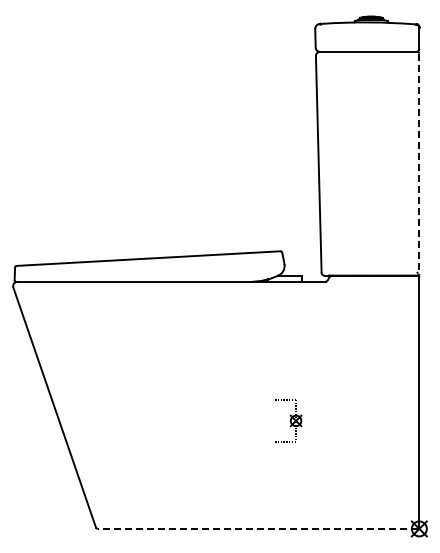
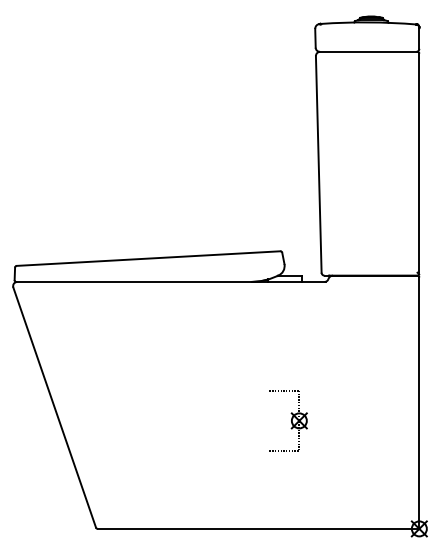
line: dashed -> solid (419, 164)
part size: 28x44 px -> 39x62 px (288, 420)
line: dashed -> solid (257, 528)
